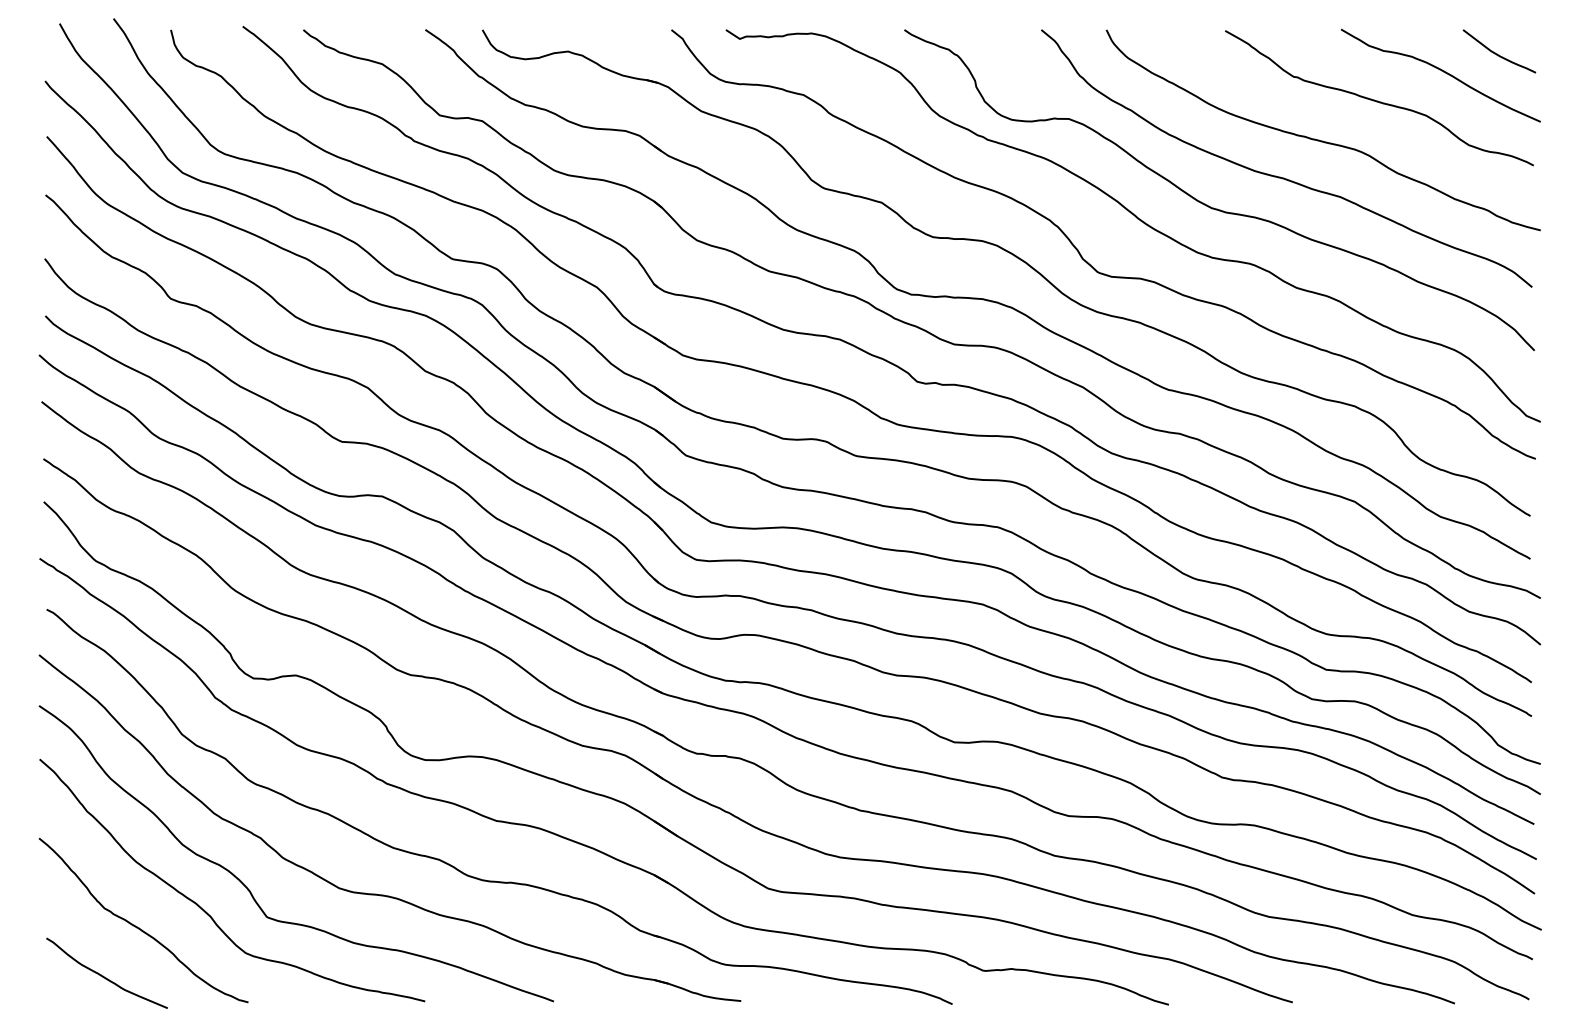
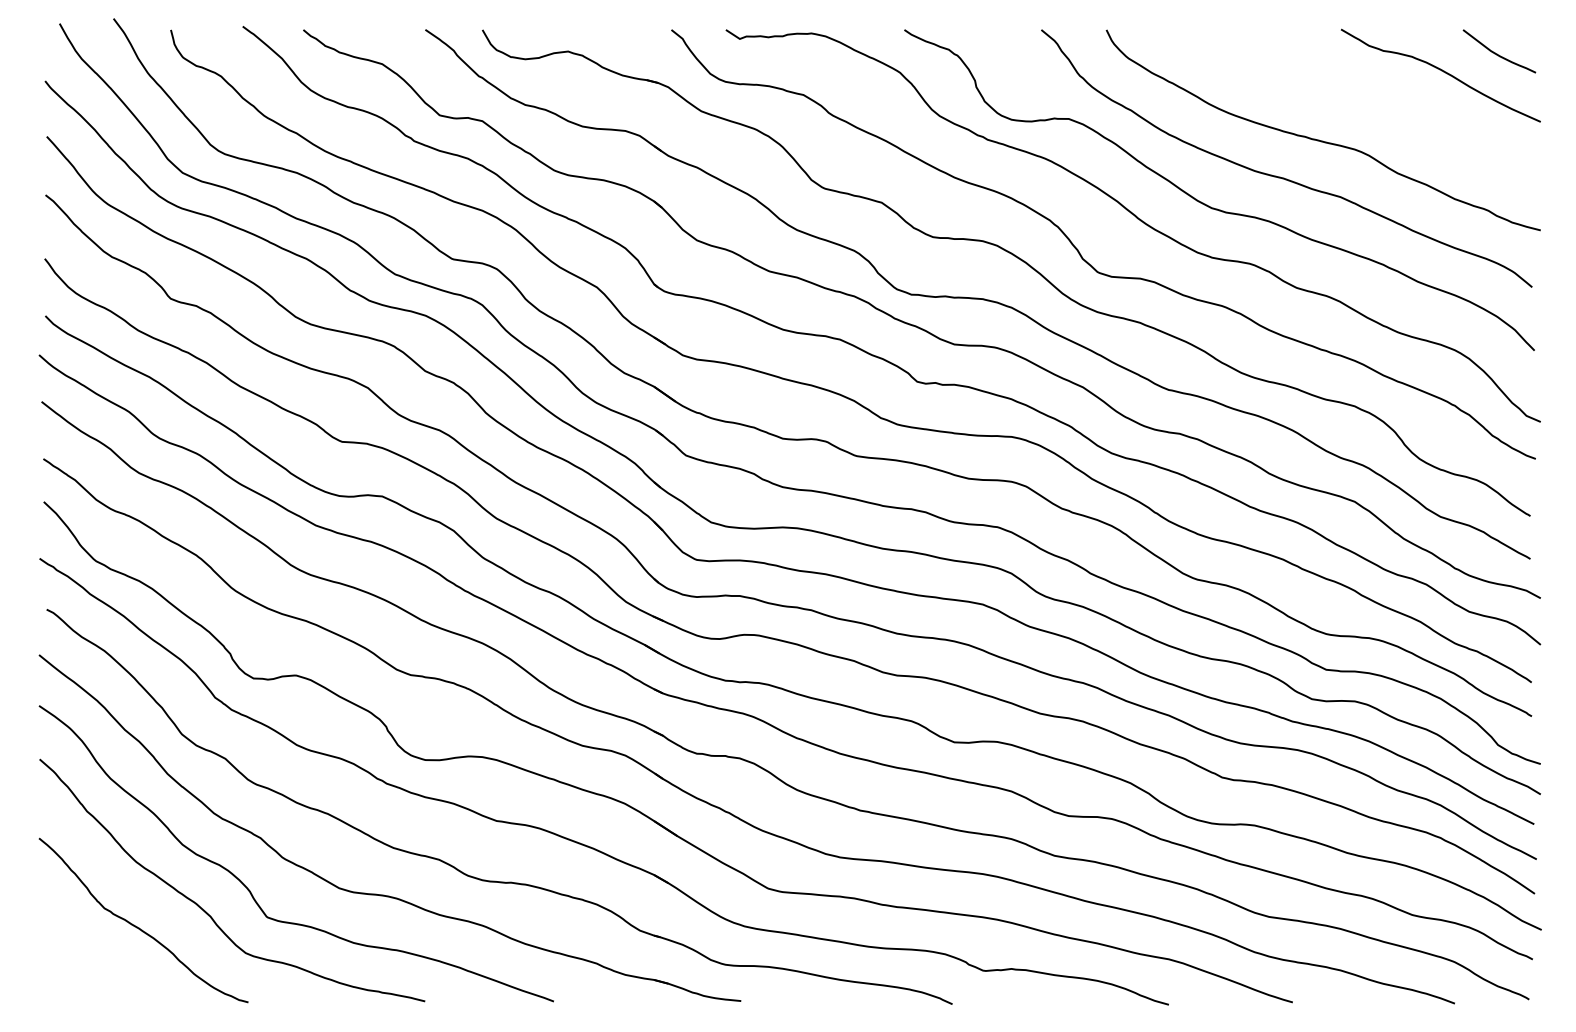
curve: present -> none (1377, 100)
curve: present -> none (103, 975)
